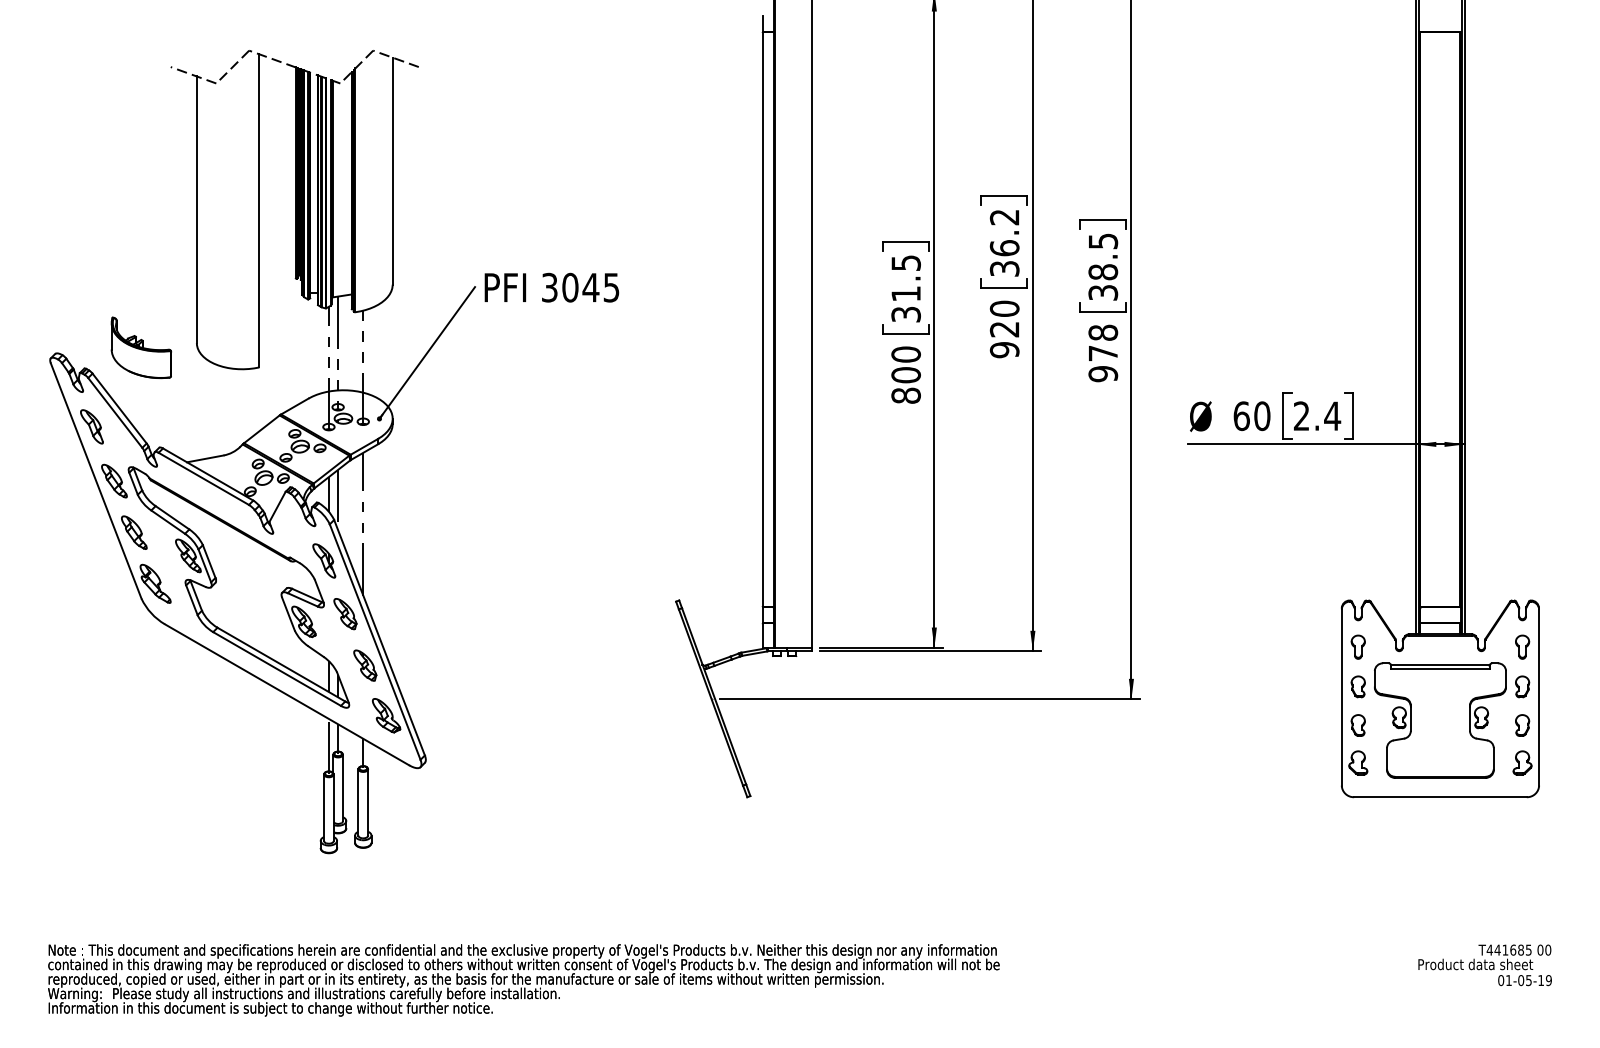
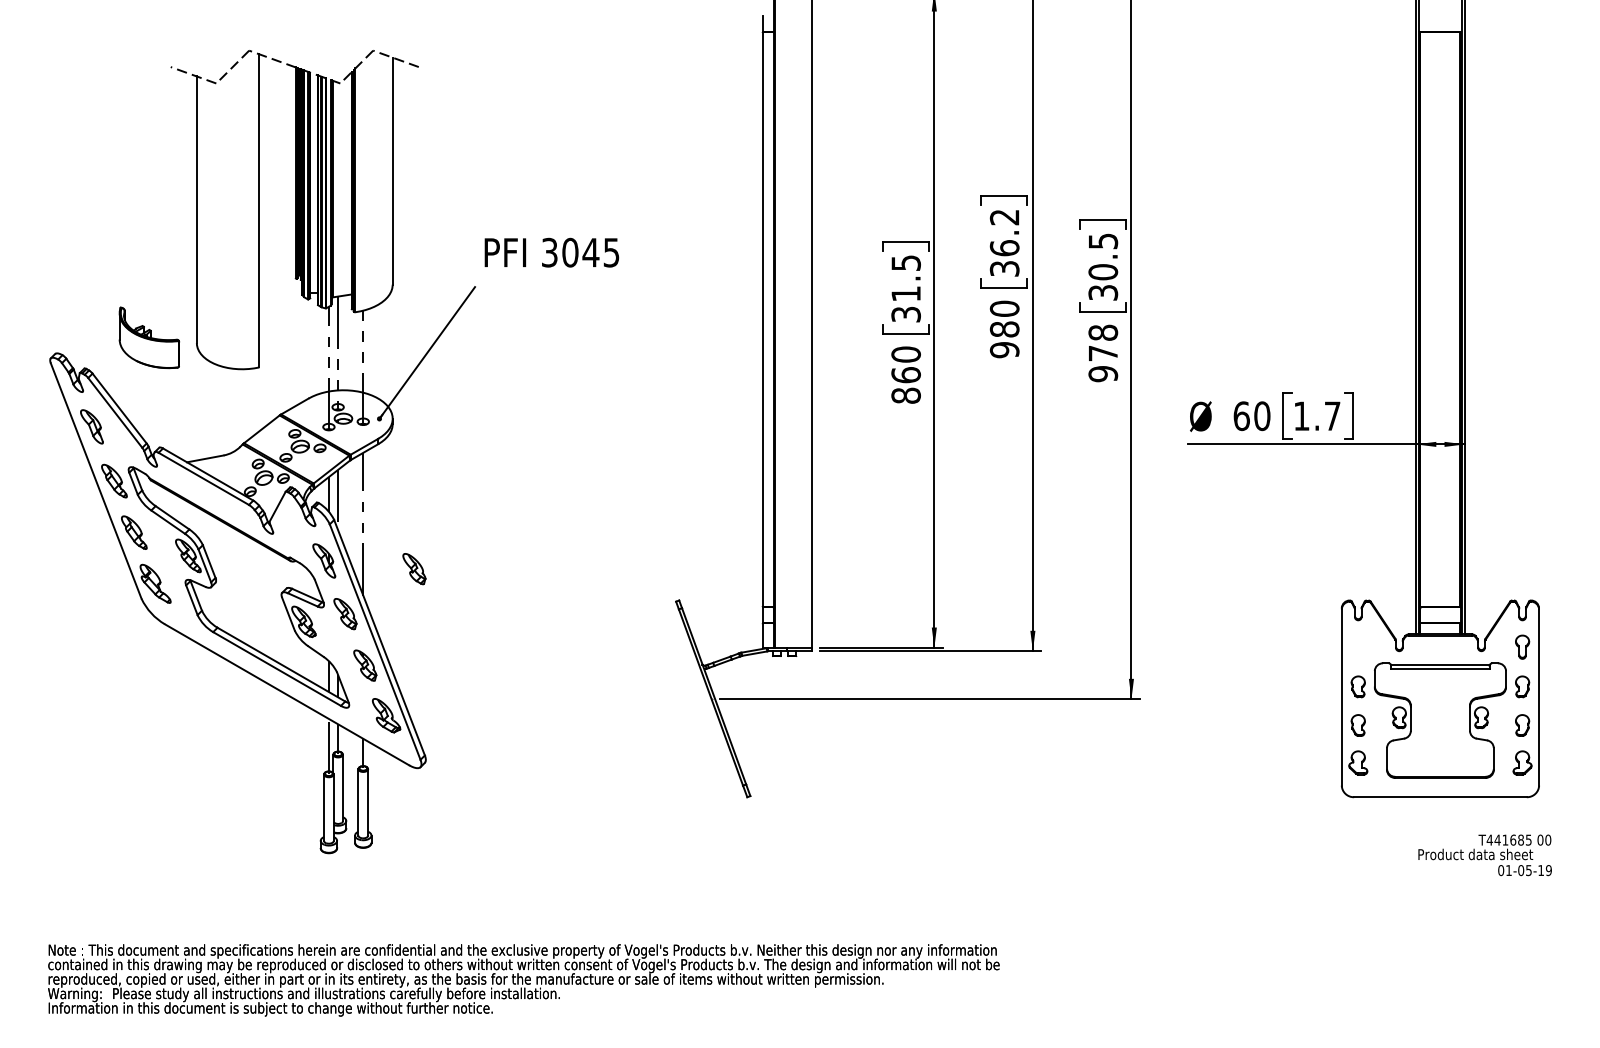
text: 38.5 -> 30.5 (1103, 272)
text position: (551, 287) -> (551, 252) (551, 252)
text: 920 -> 980 (1004, 329)
part position: (140, 347) -> (148, 337) (148, 337)
text: 800 -> 860 (905, 375)
text: 2.4 -> 1.7 (1317, 415)
part: none -> present (414, 569)
part: present -> none (1357, 646)
text position: (1484, 965) -> (1484, 855) (1484, 855)
